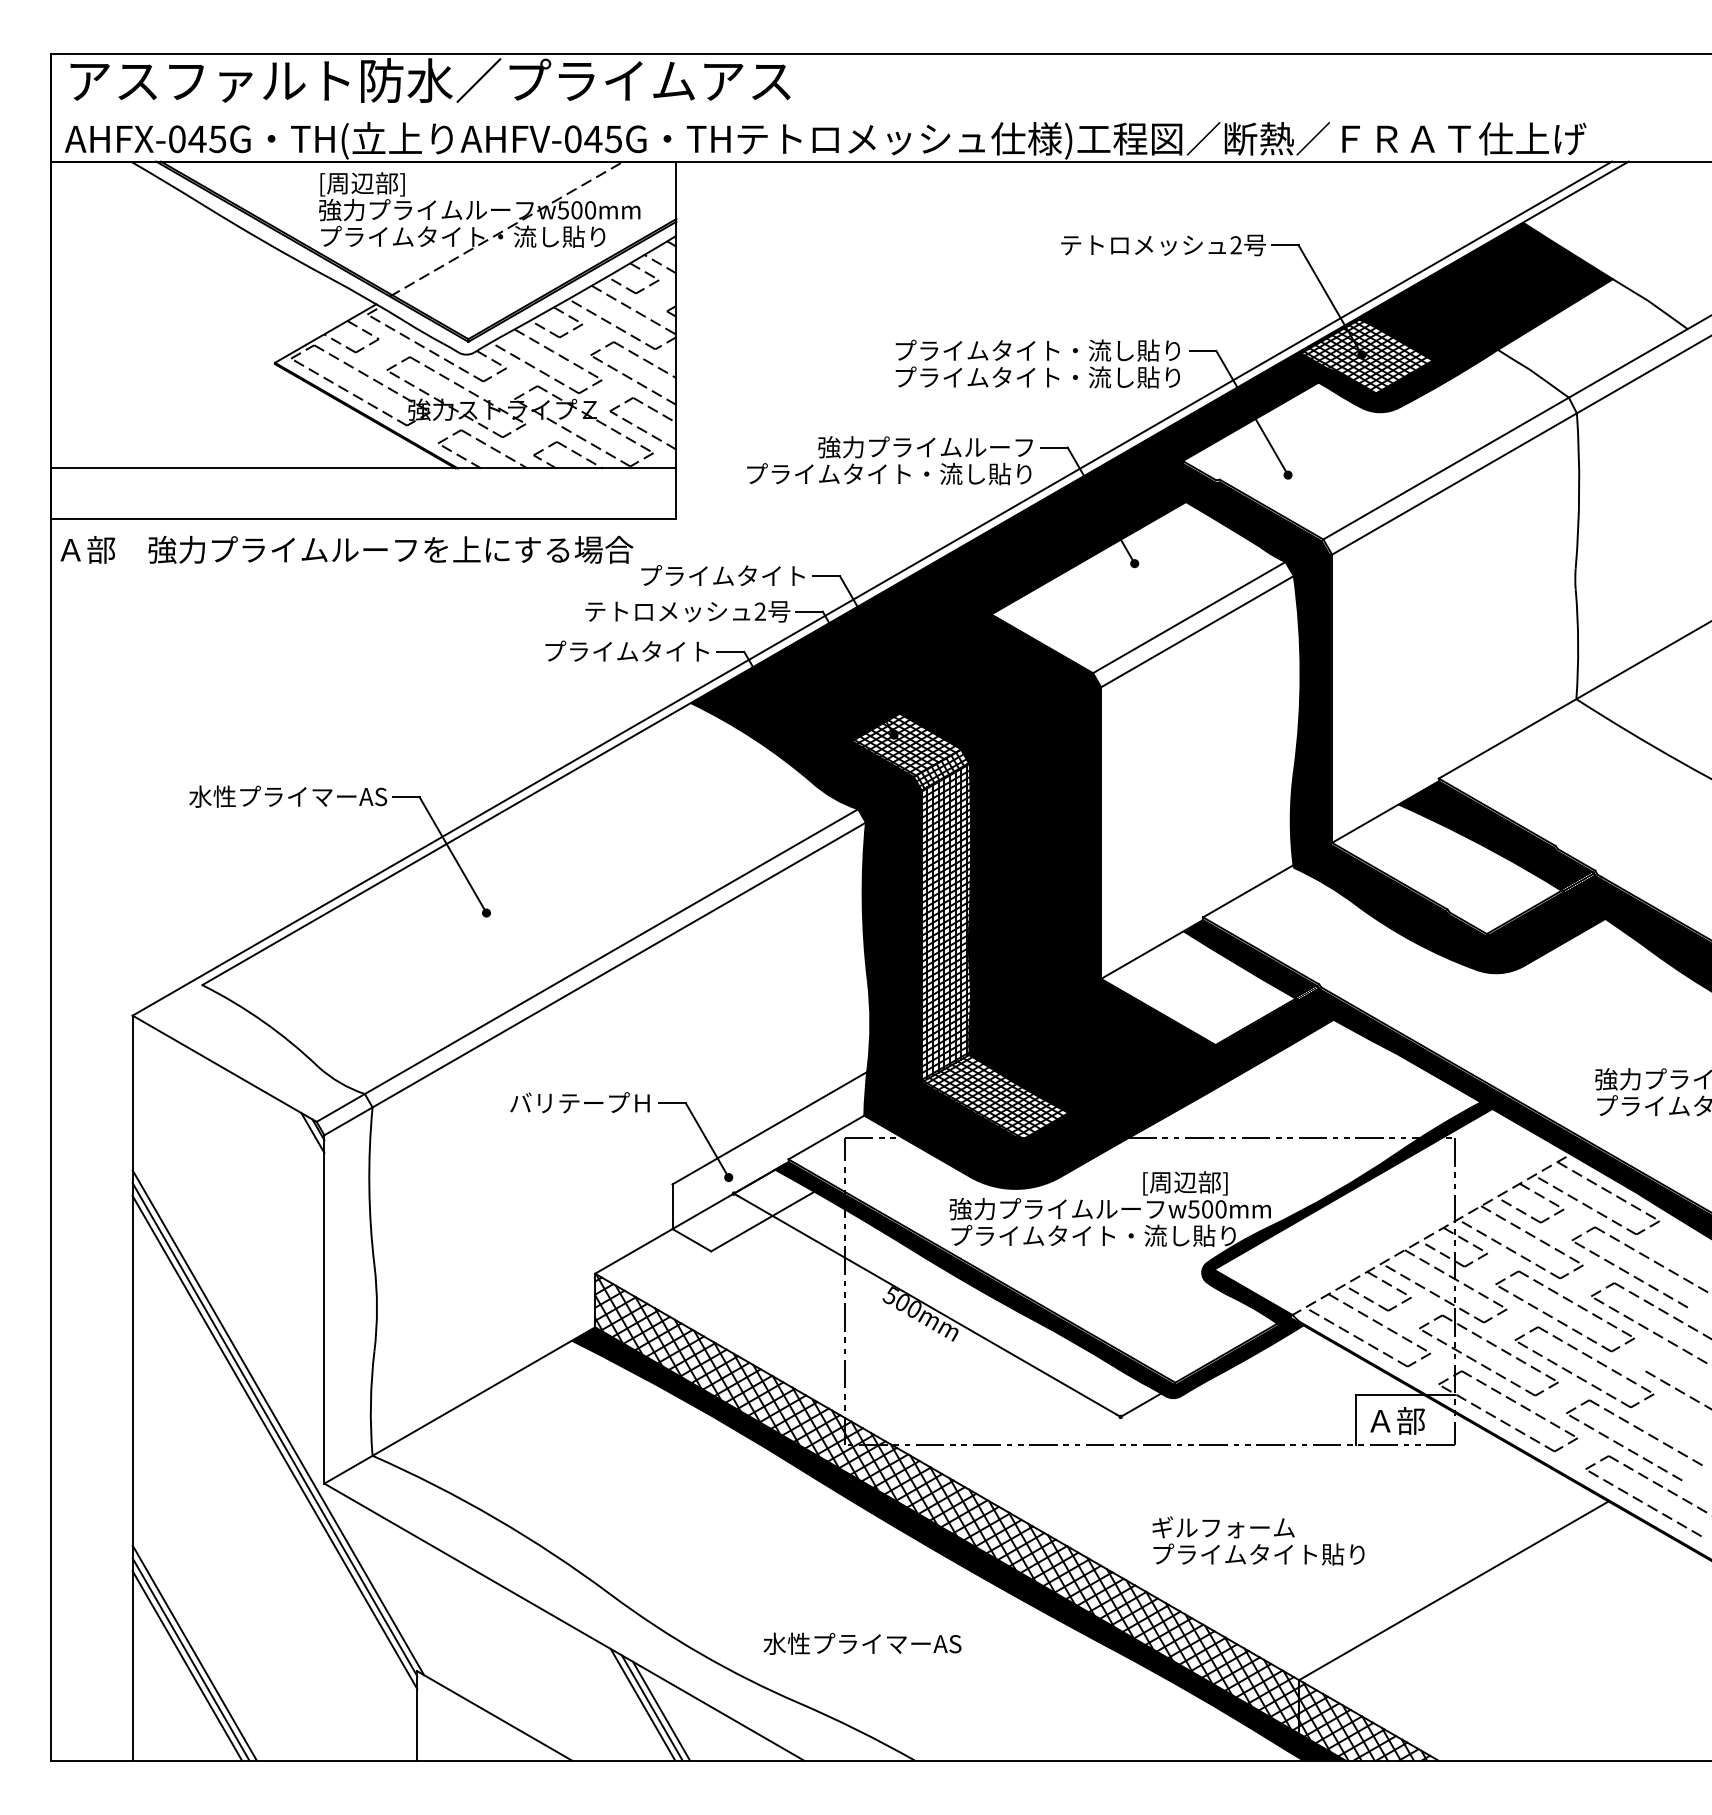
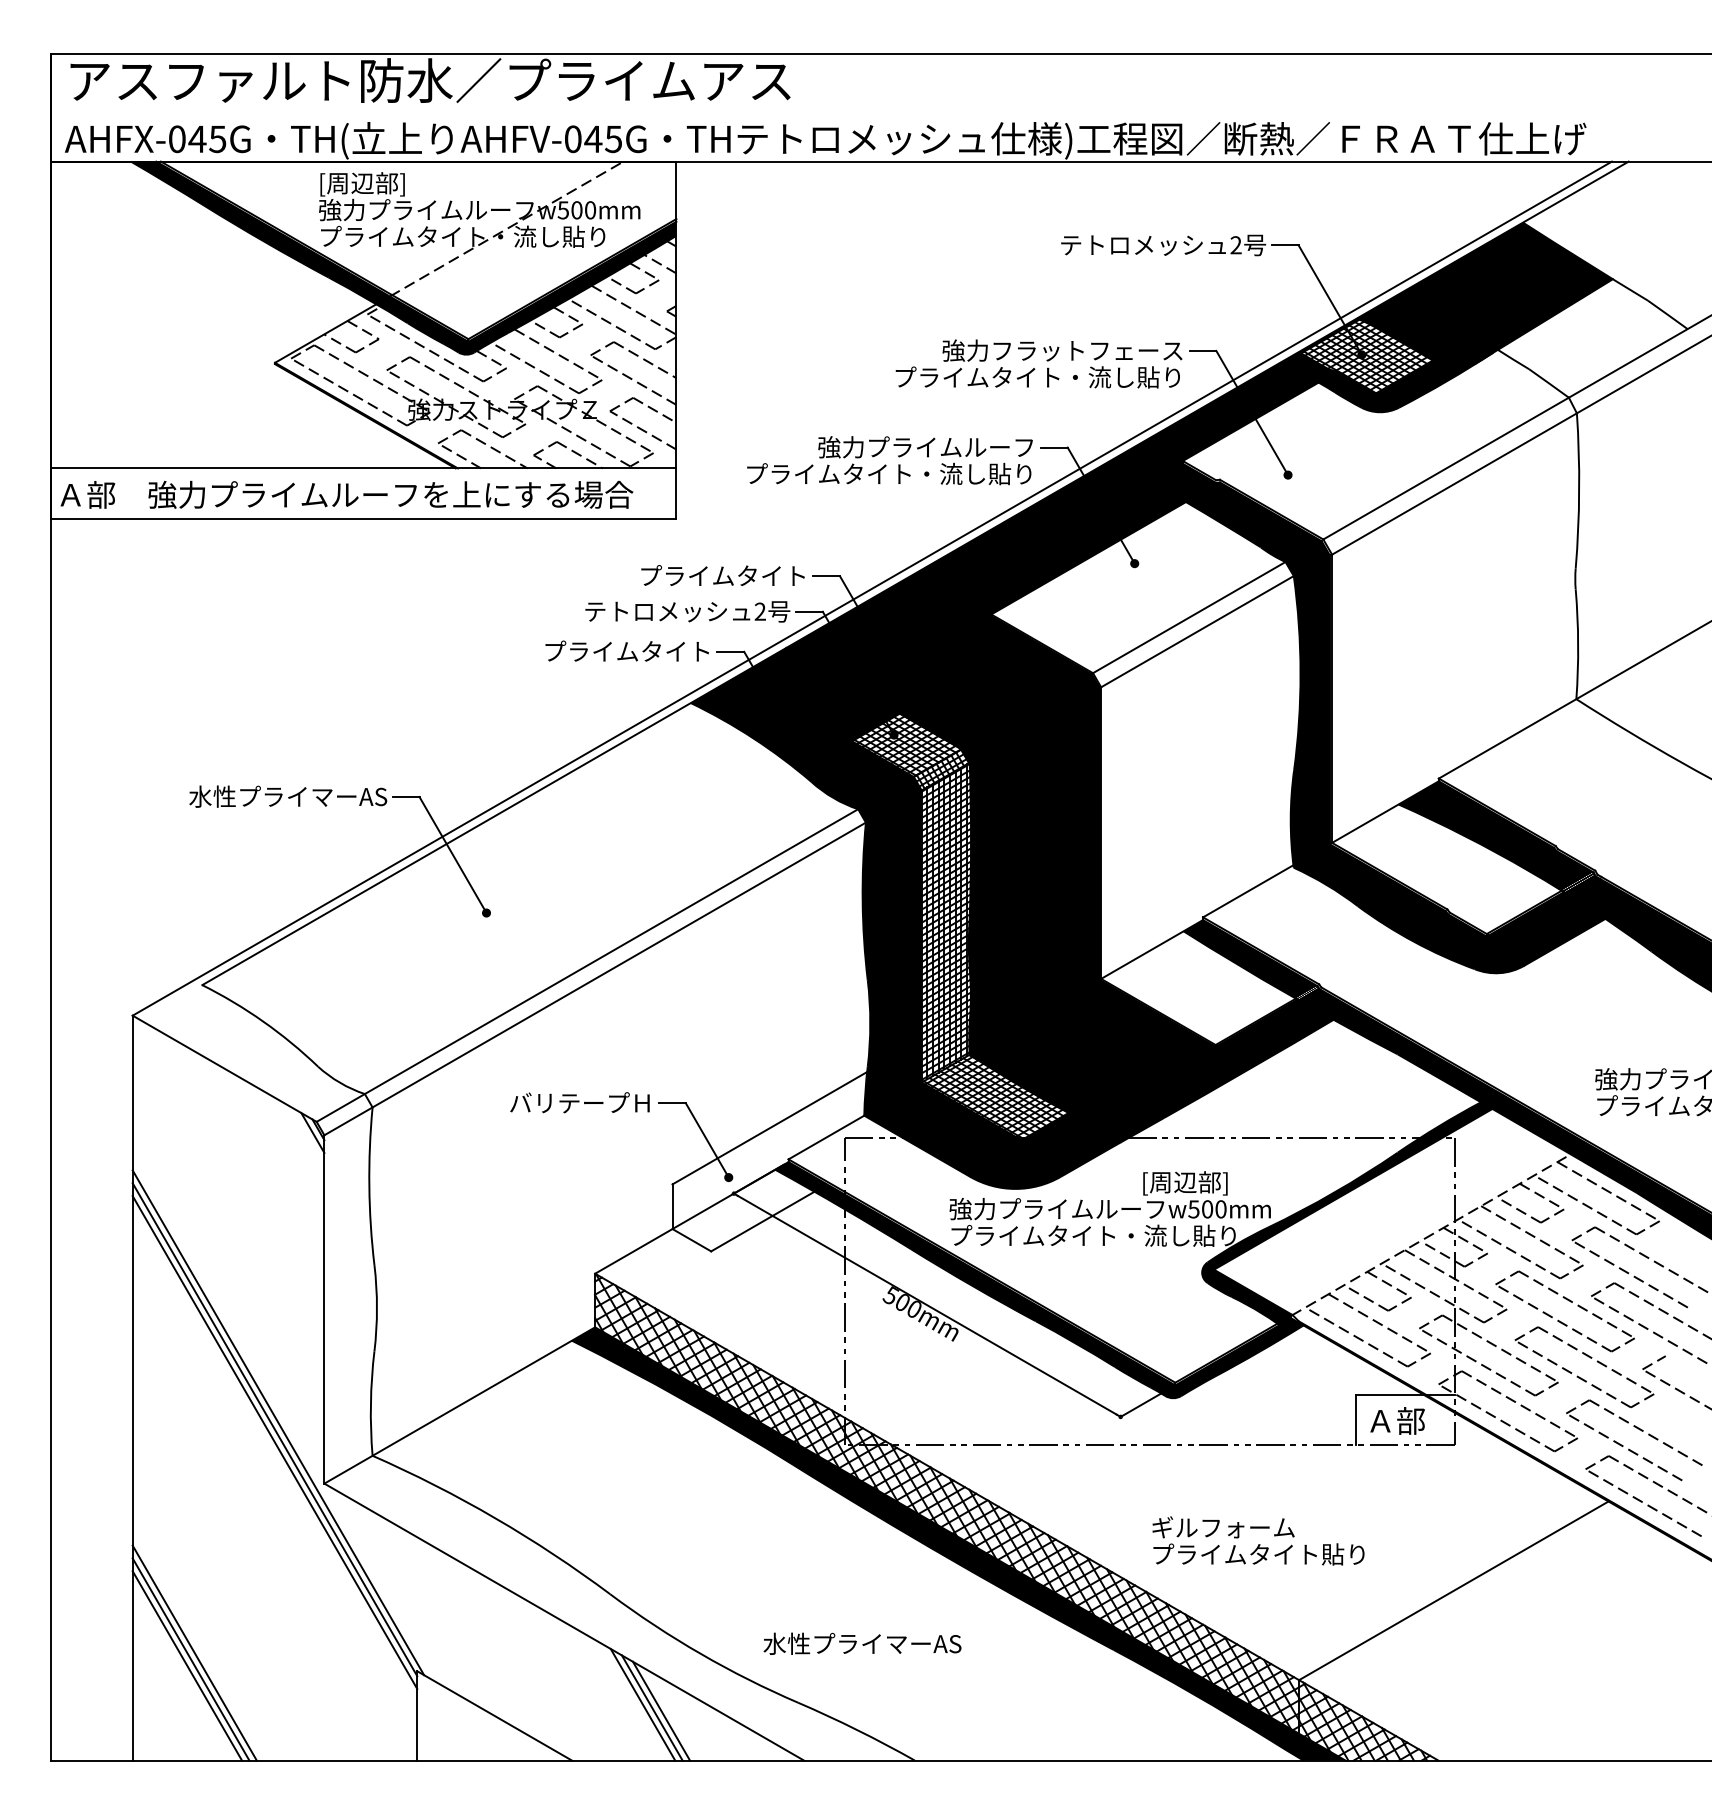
fill: none -> present (403, 257)
text: プライムタイト・流し貼り -> 強力フラットフェース (1038, 350)
text position: (346, 549) -> (346, 494) (346, 494)
line: none -> present (1653, 1362)
